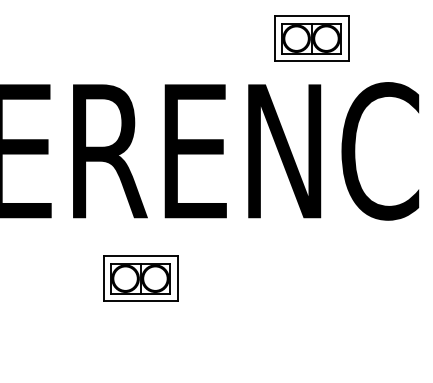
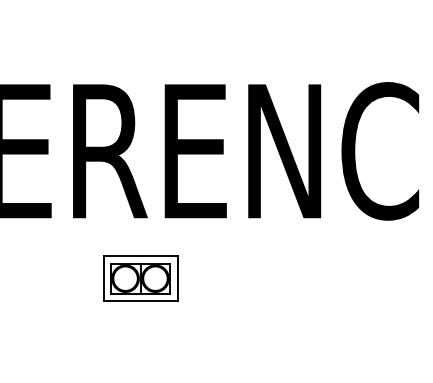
part: present -> none (311, 38)
